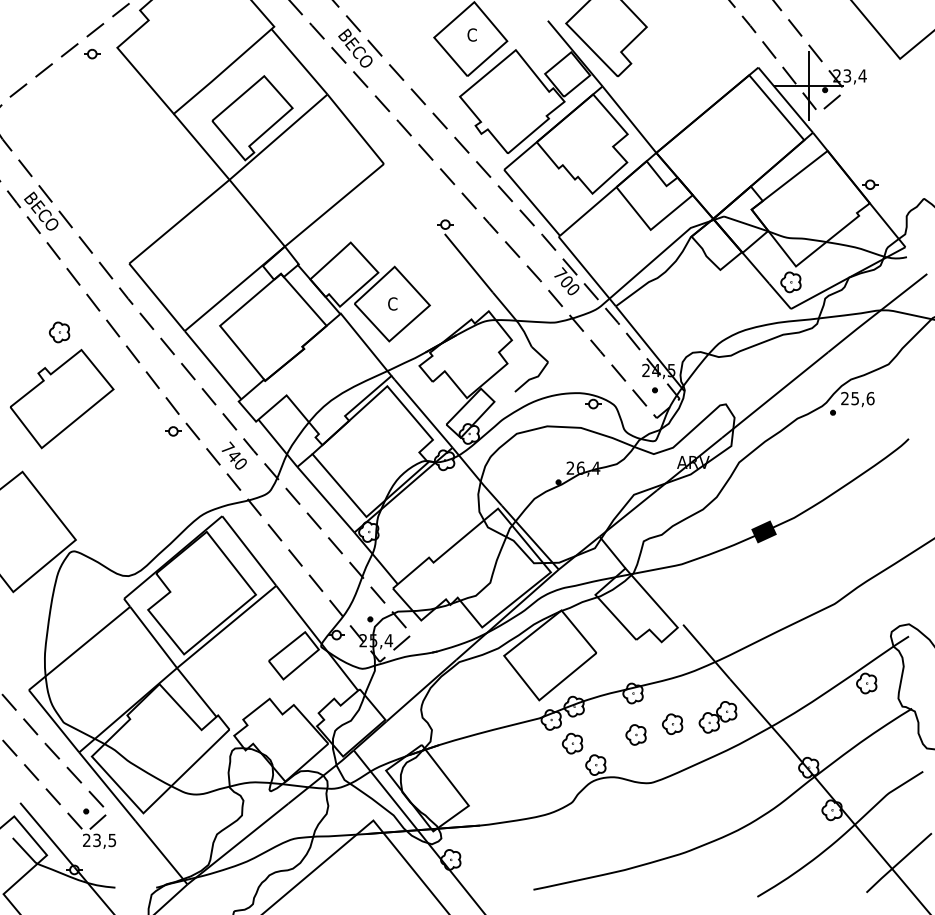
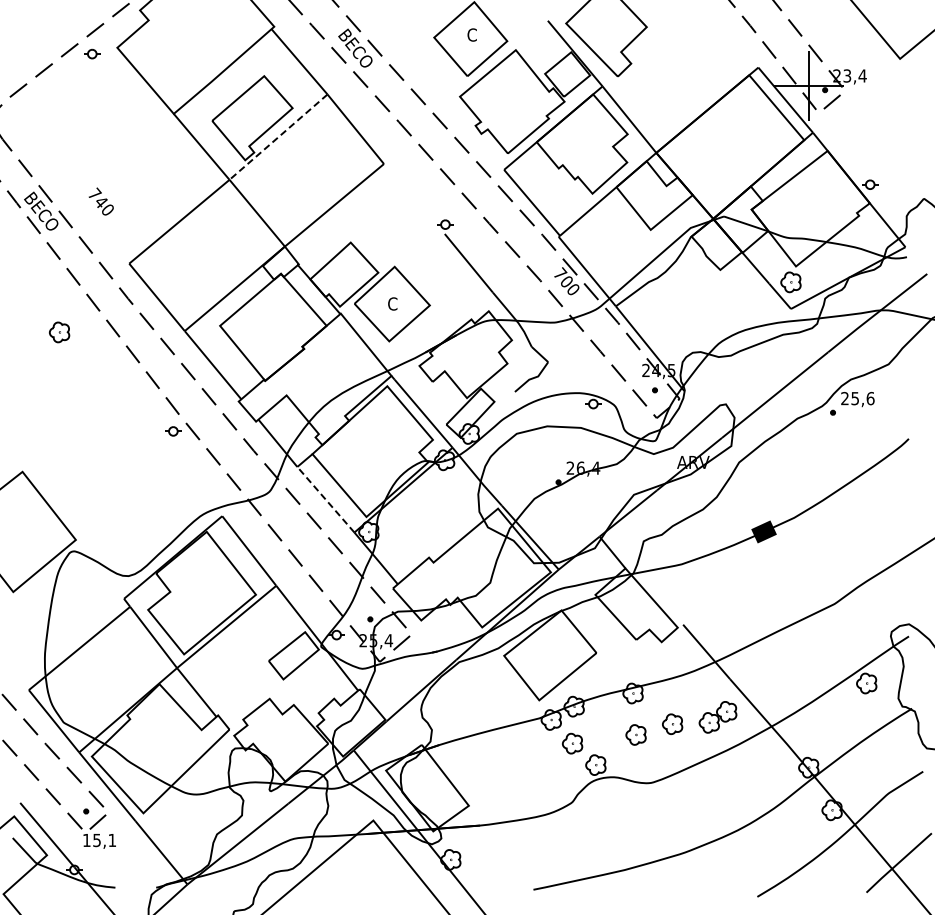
line: solid -> dashed (278, 137)
part: present -> none (61, 398)
text position: (233, 455) -> (100, 201) (100, 201)
line: solid -> dashed (325, 499)
text: 23,5 -> 15,1 (99, 840)
